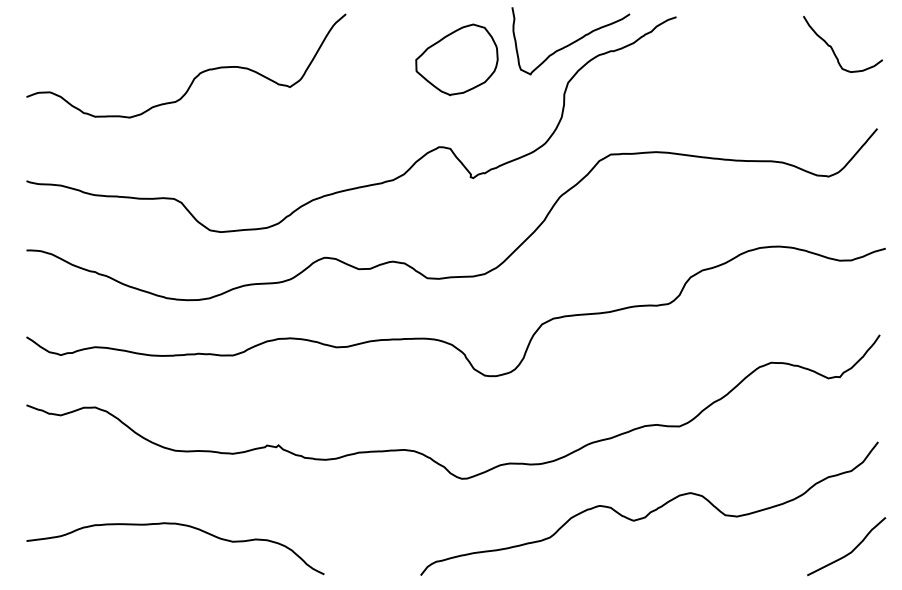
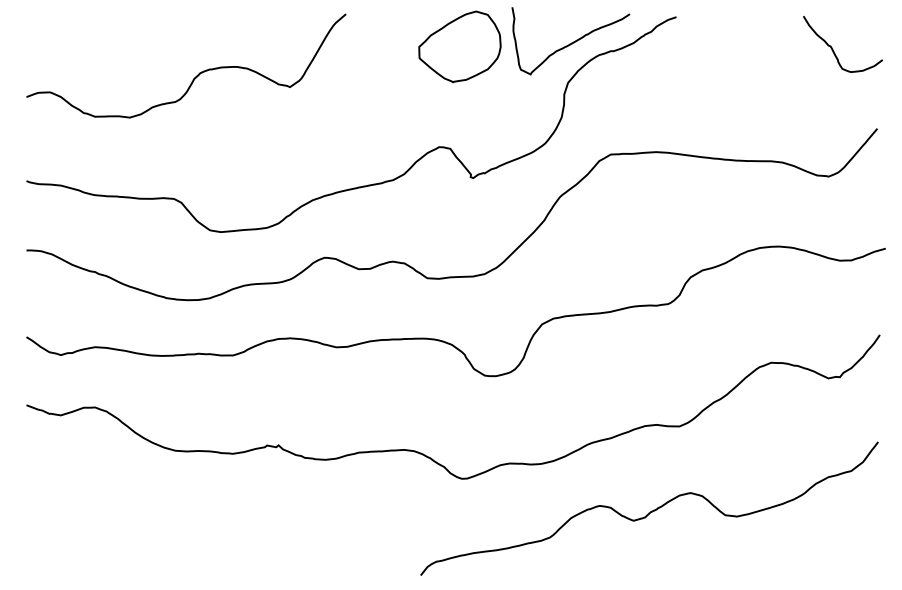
part position: (456, 59) -> (459, 46) (459, 46)
curve: present -> none (178, 525)
curve: present -> none (851, 550)
